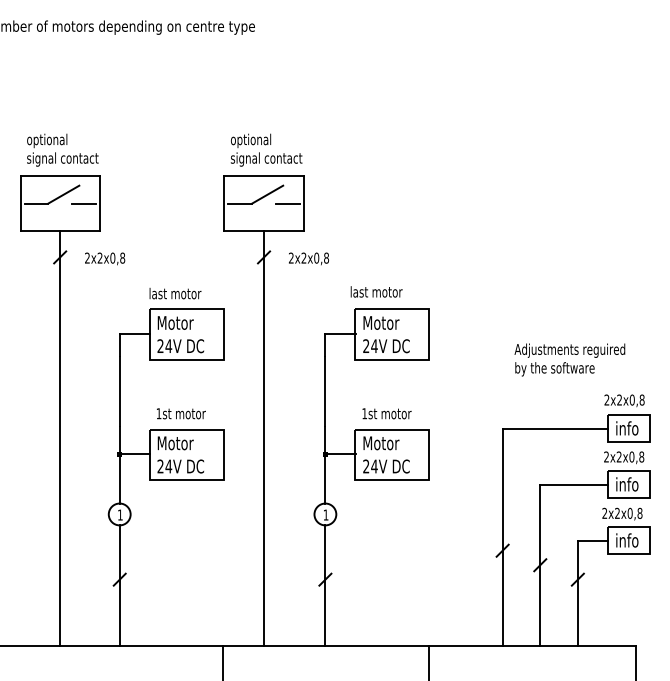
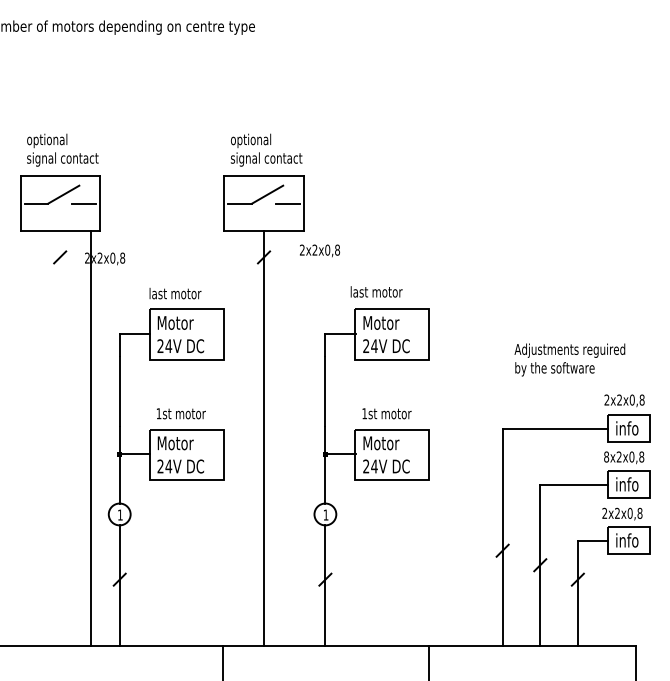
text position: (308, 258) -> (319, 250) (319, 250)
line position: (60, 438) -> (91, 438) (91, 438)
text: 2x2x0,8 -> 8x2x0,8 (606, 456)
